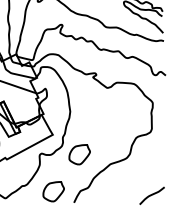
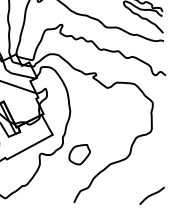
part: present -> none (53, 191)
